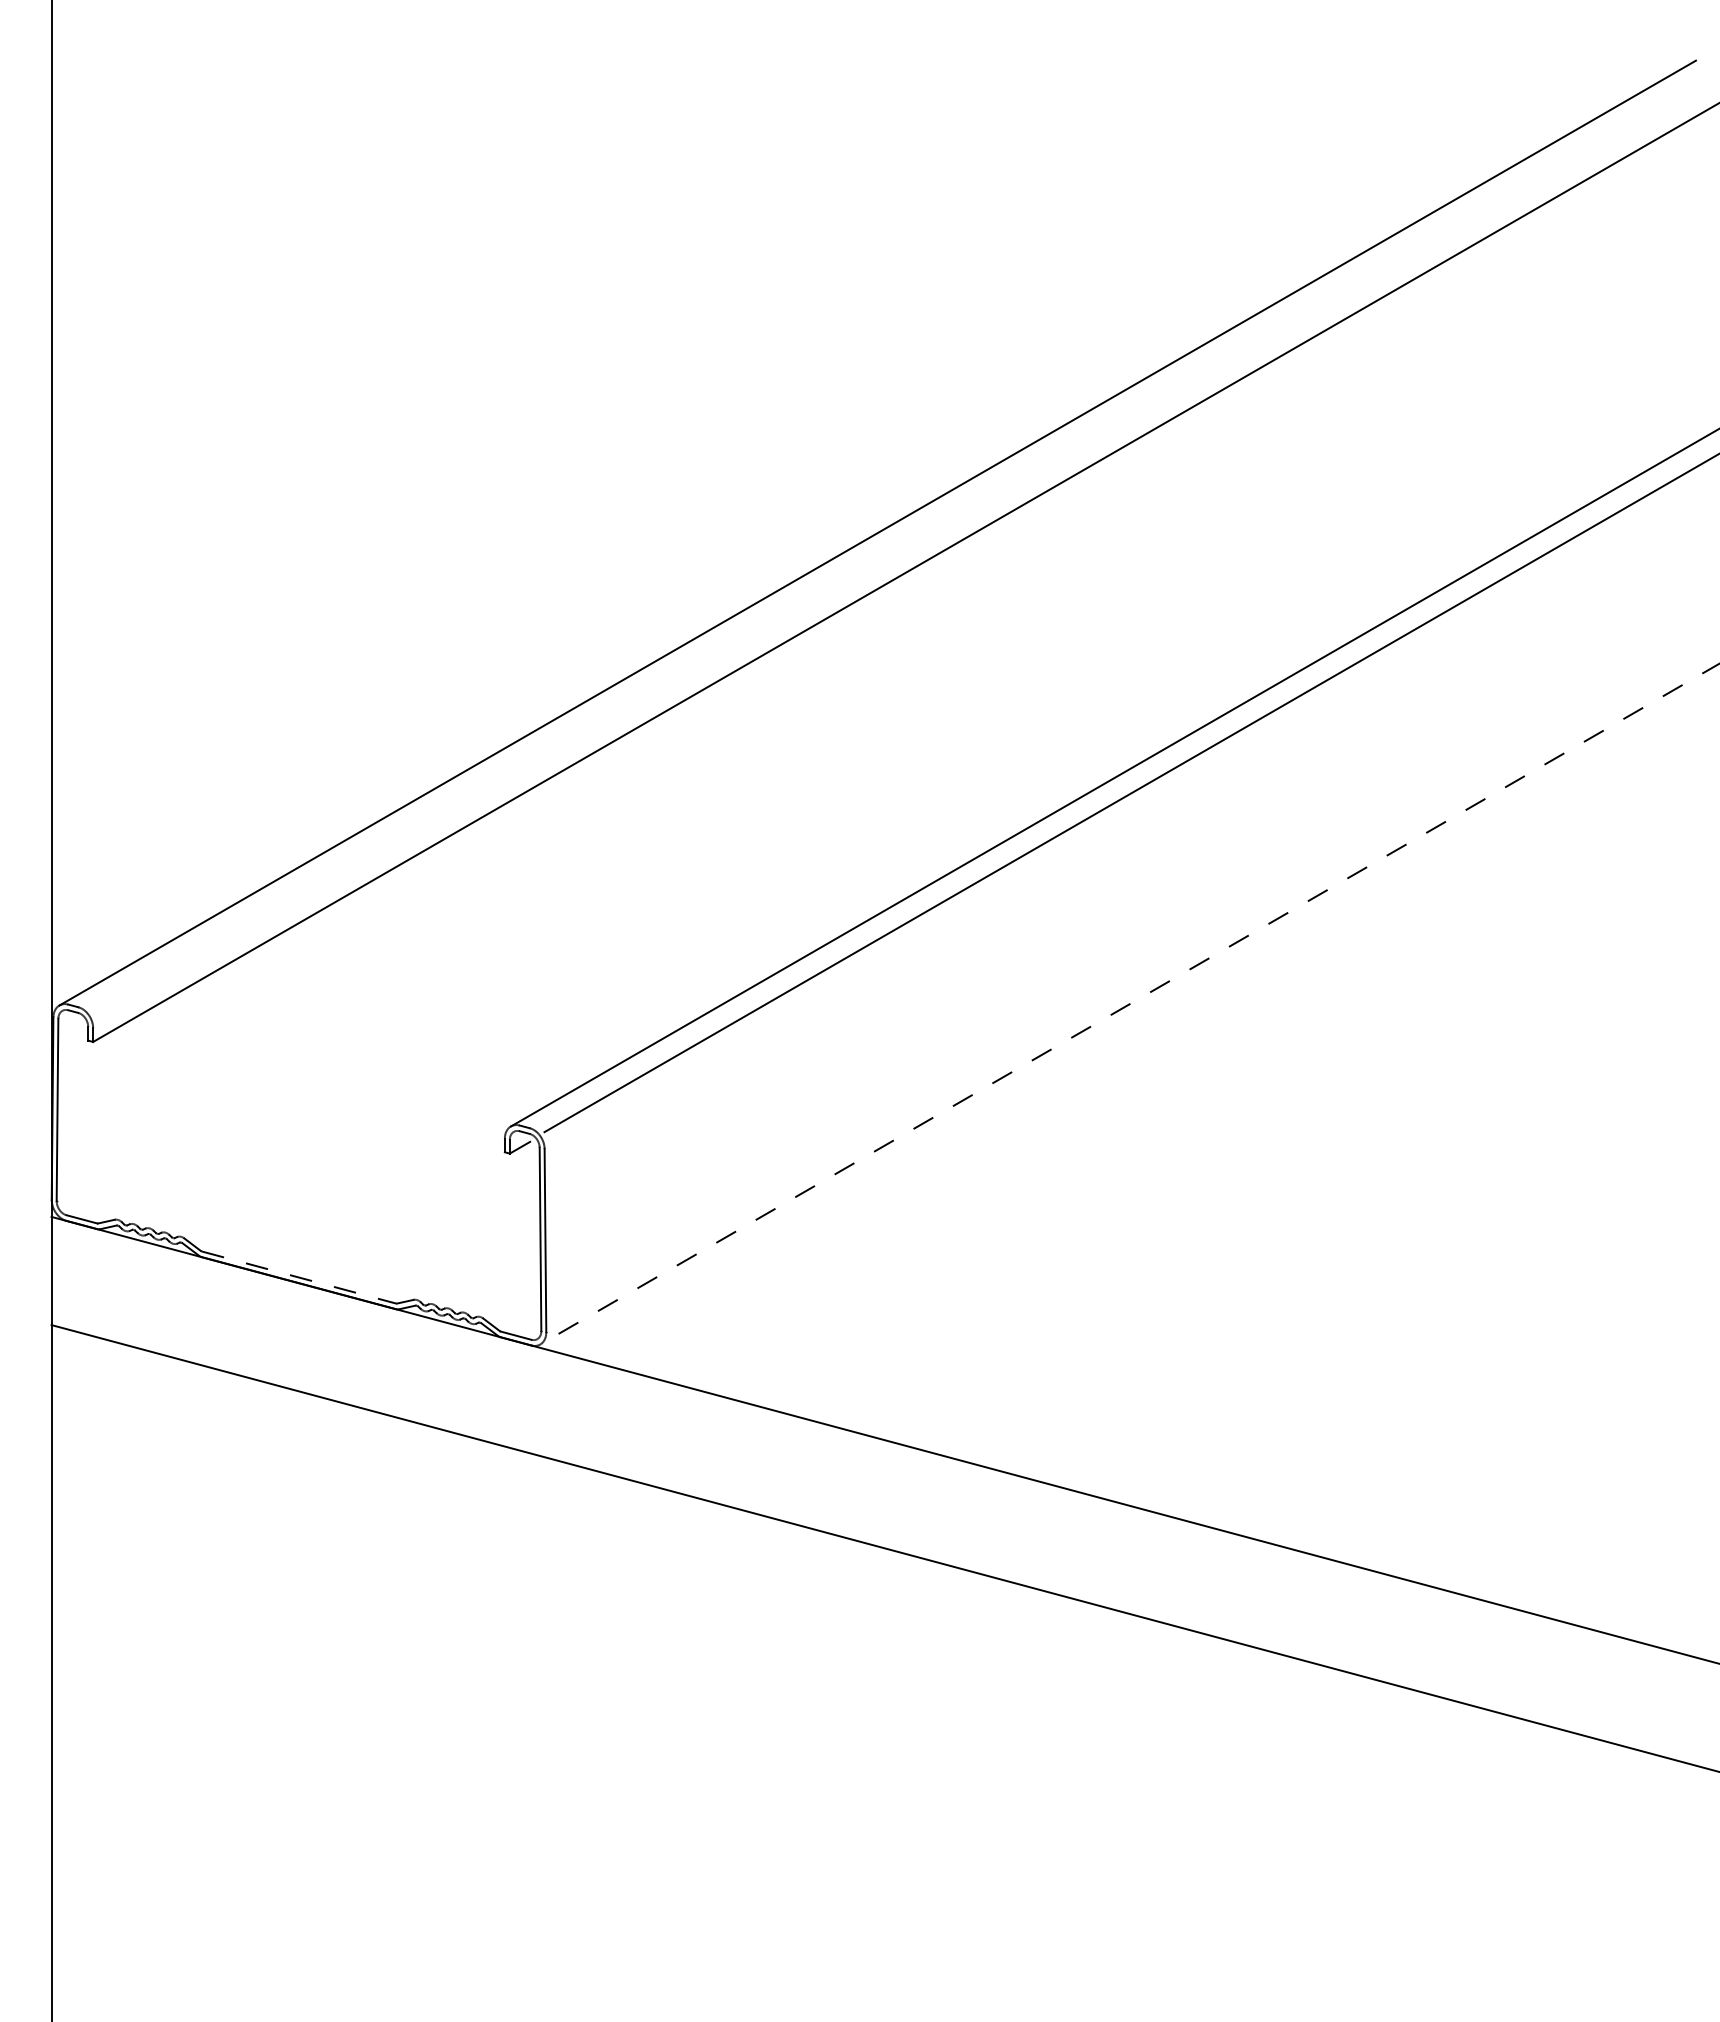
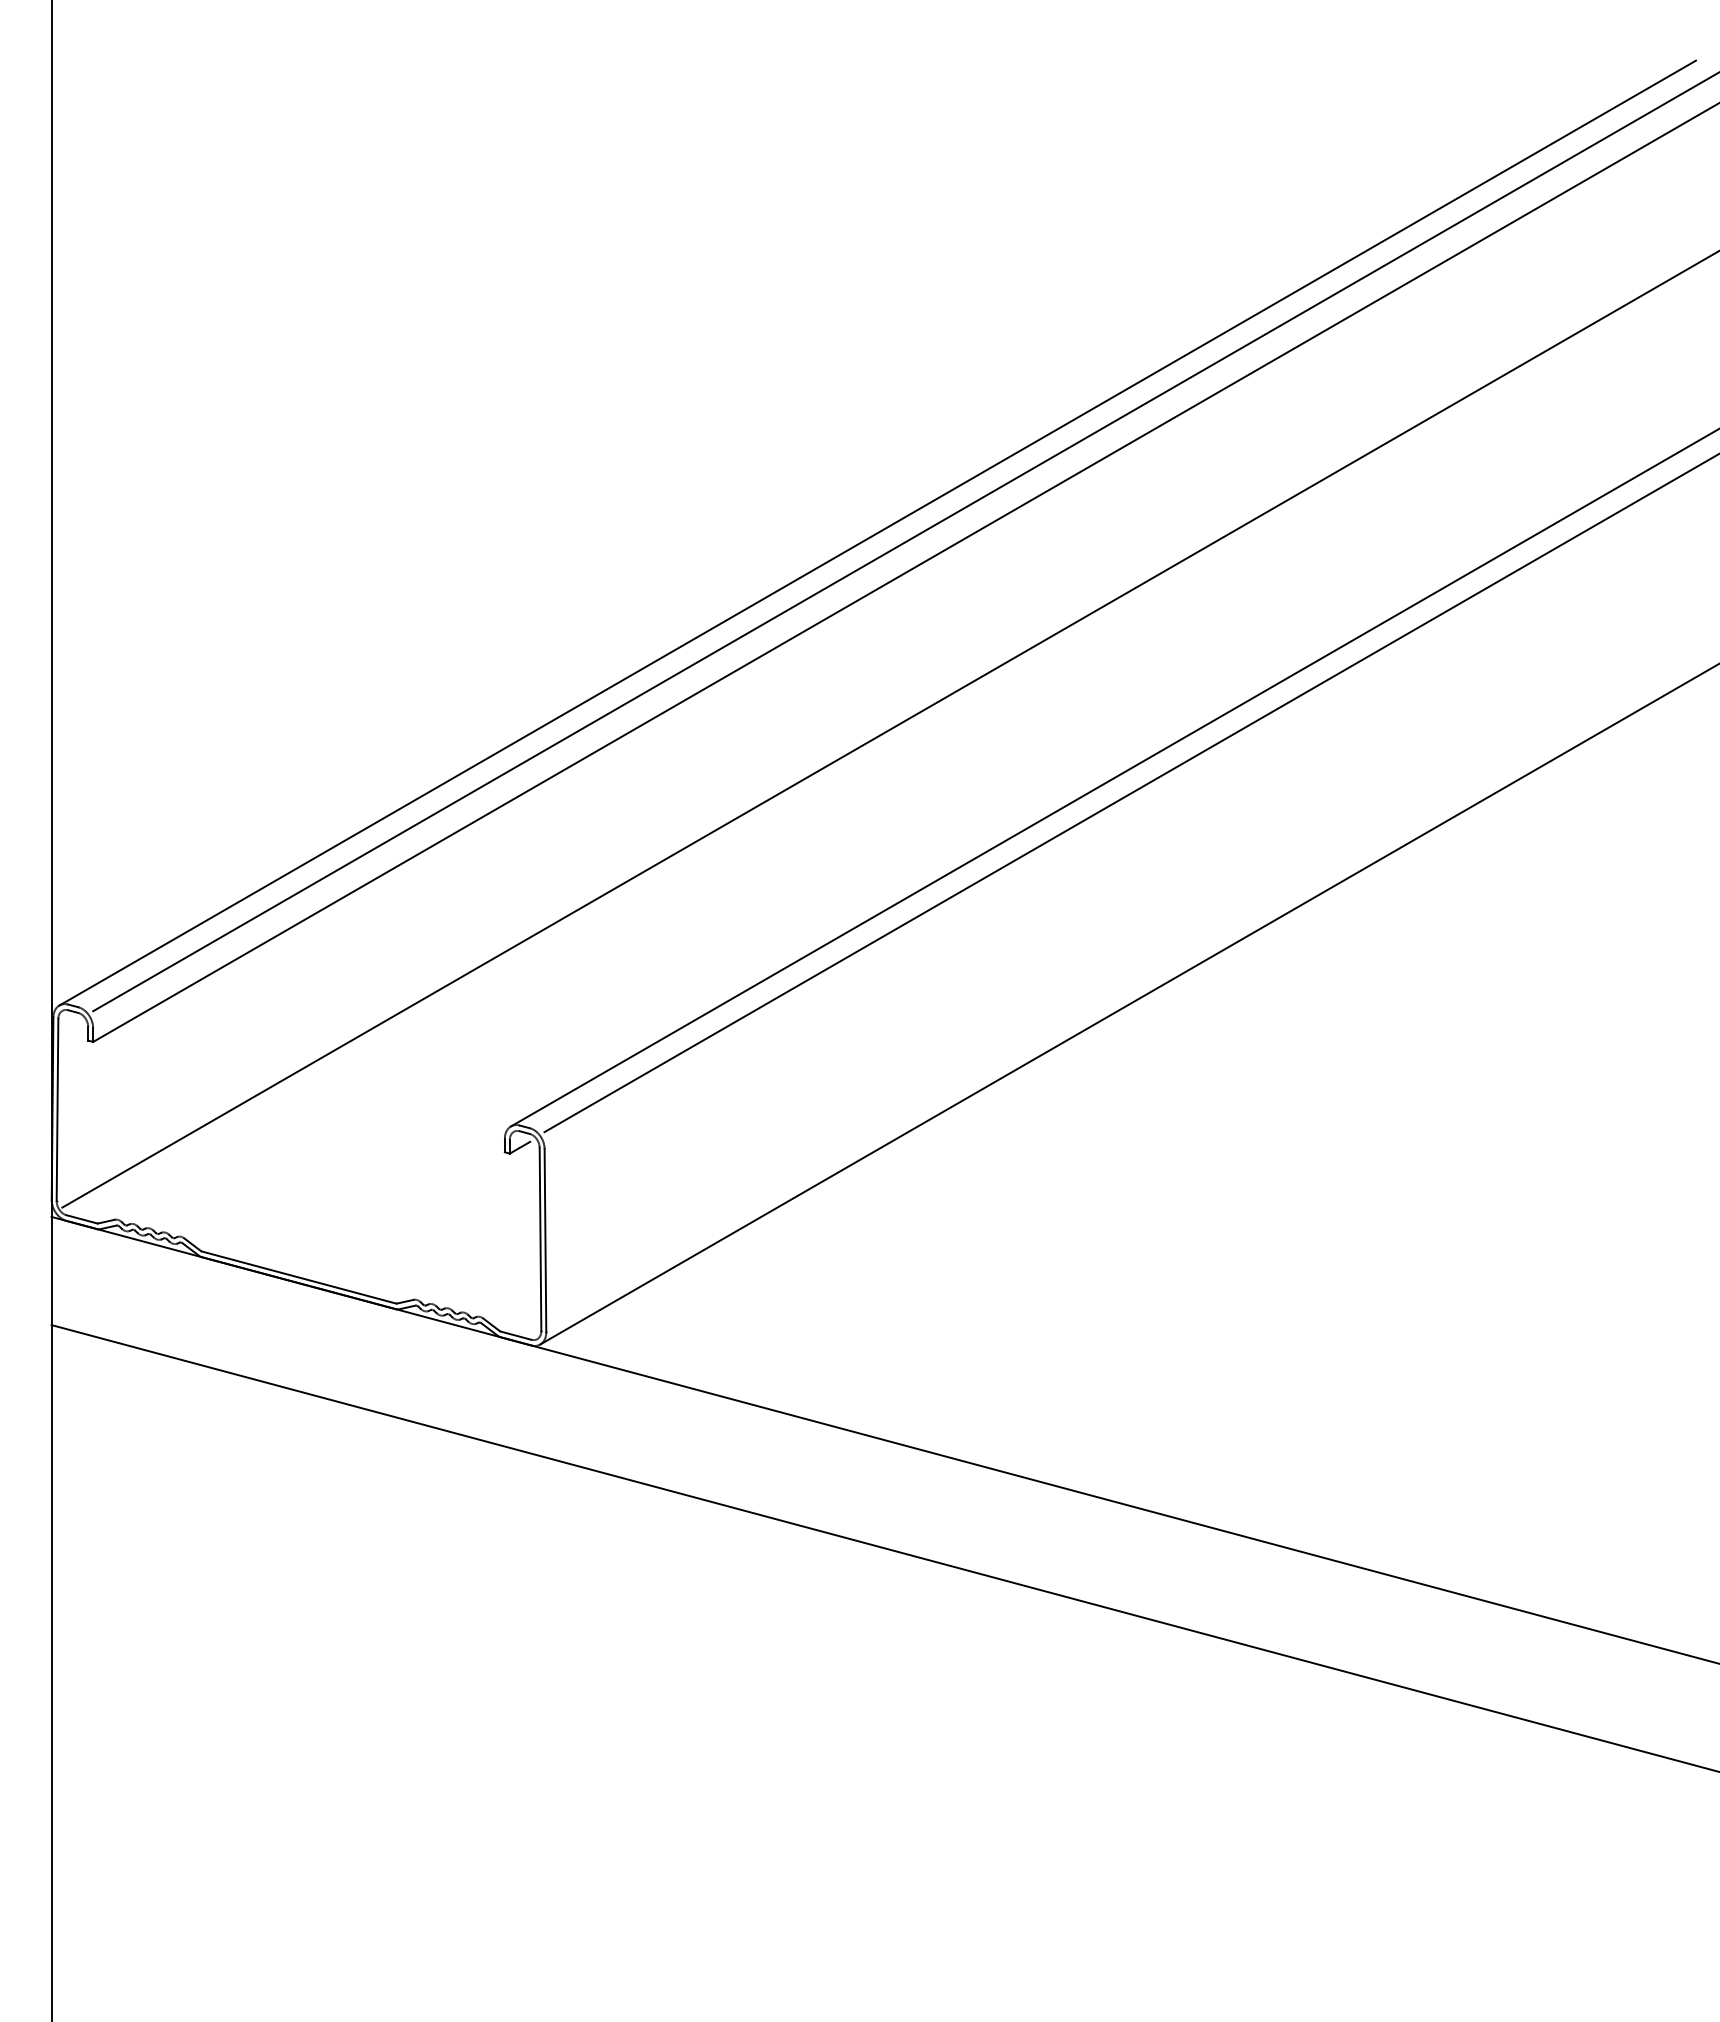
line: none -> present (904, 542)
line: none -> present (889, 729)
line: dashed -> solid (1129, 1004)
line: dashed -> solid (299, 1277)
